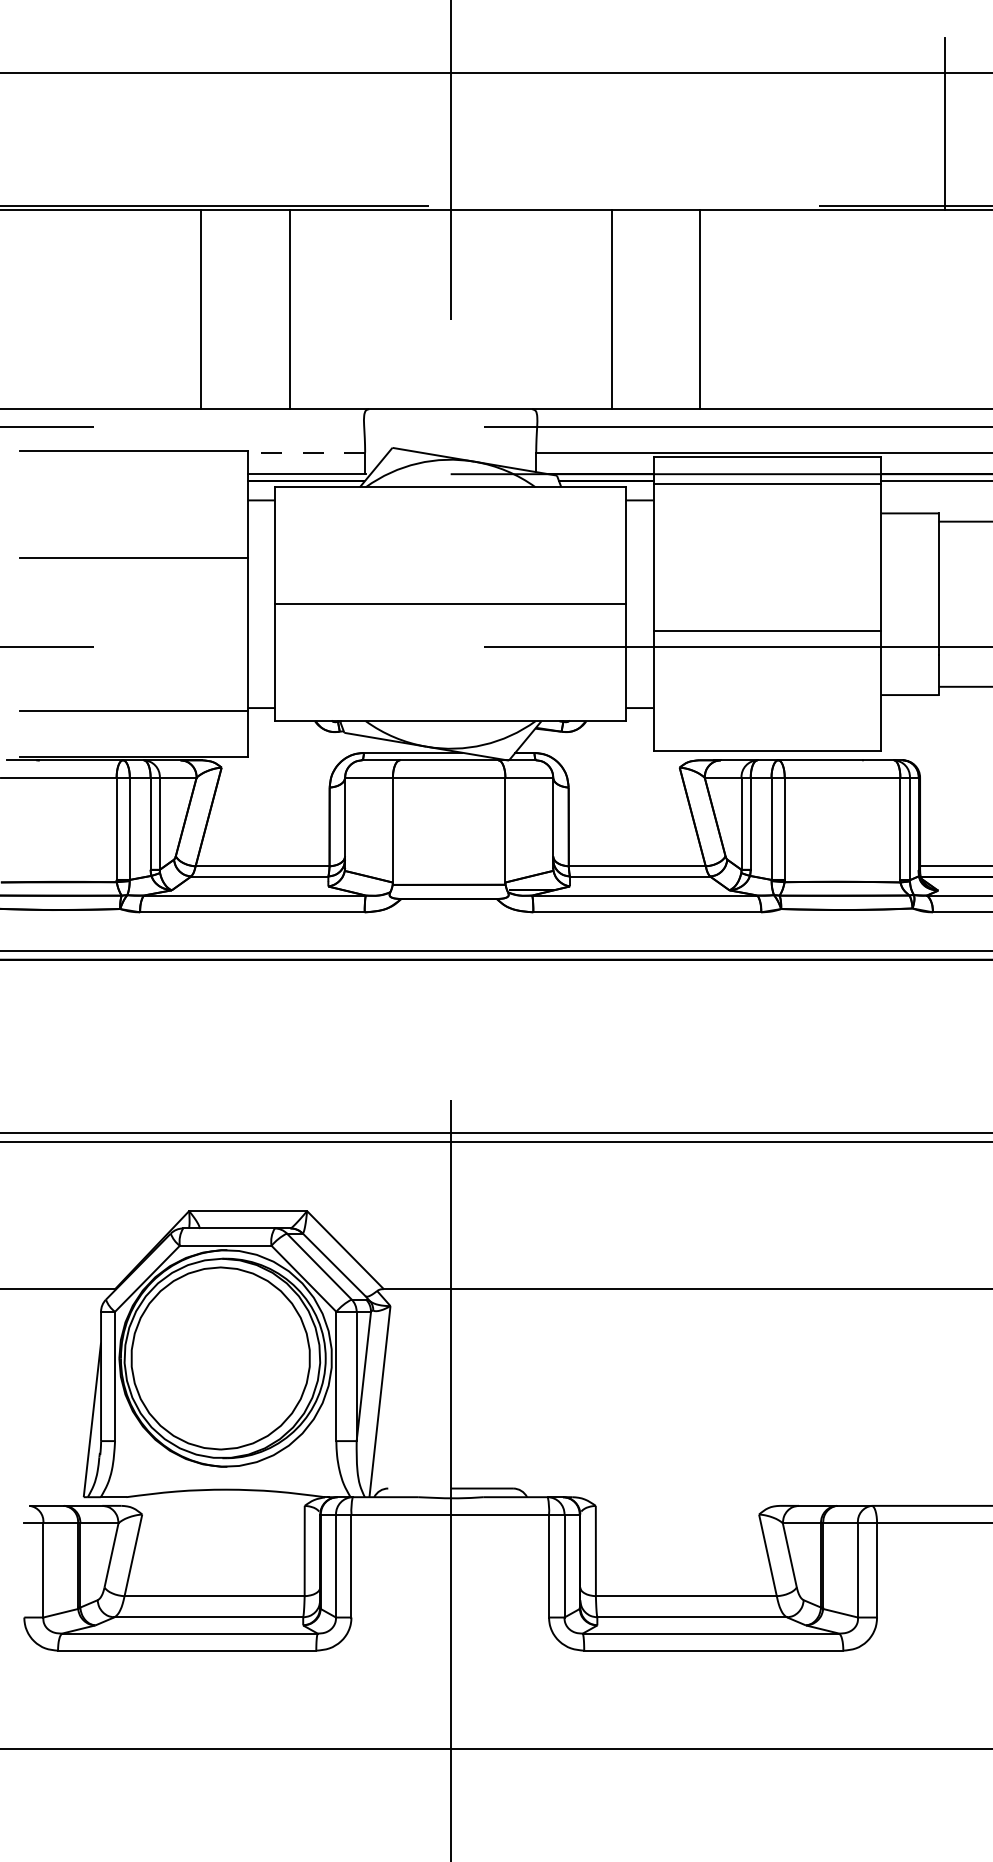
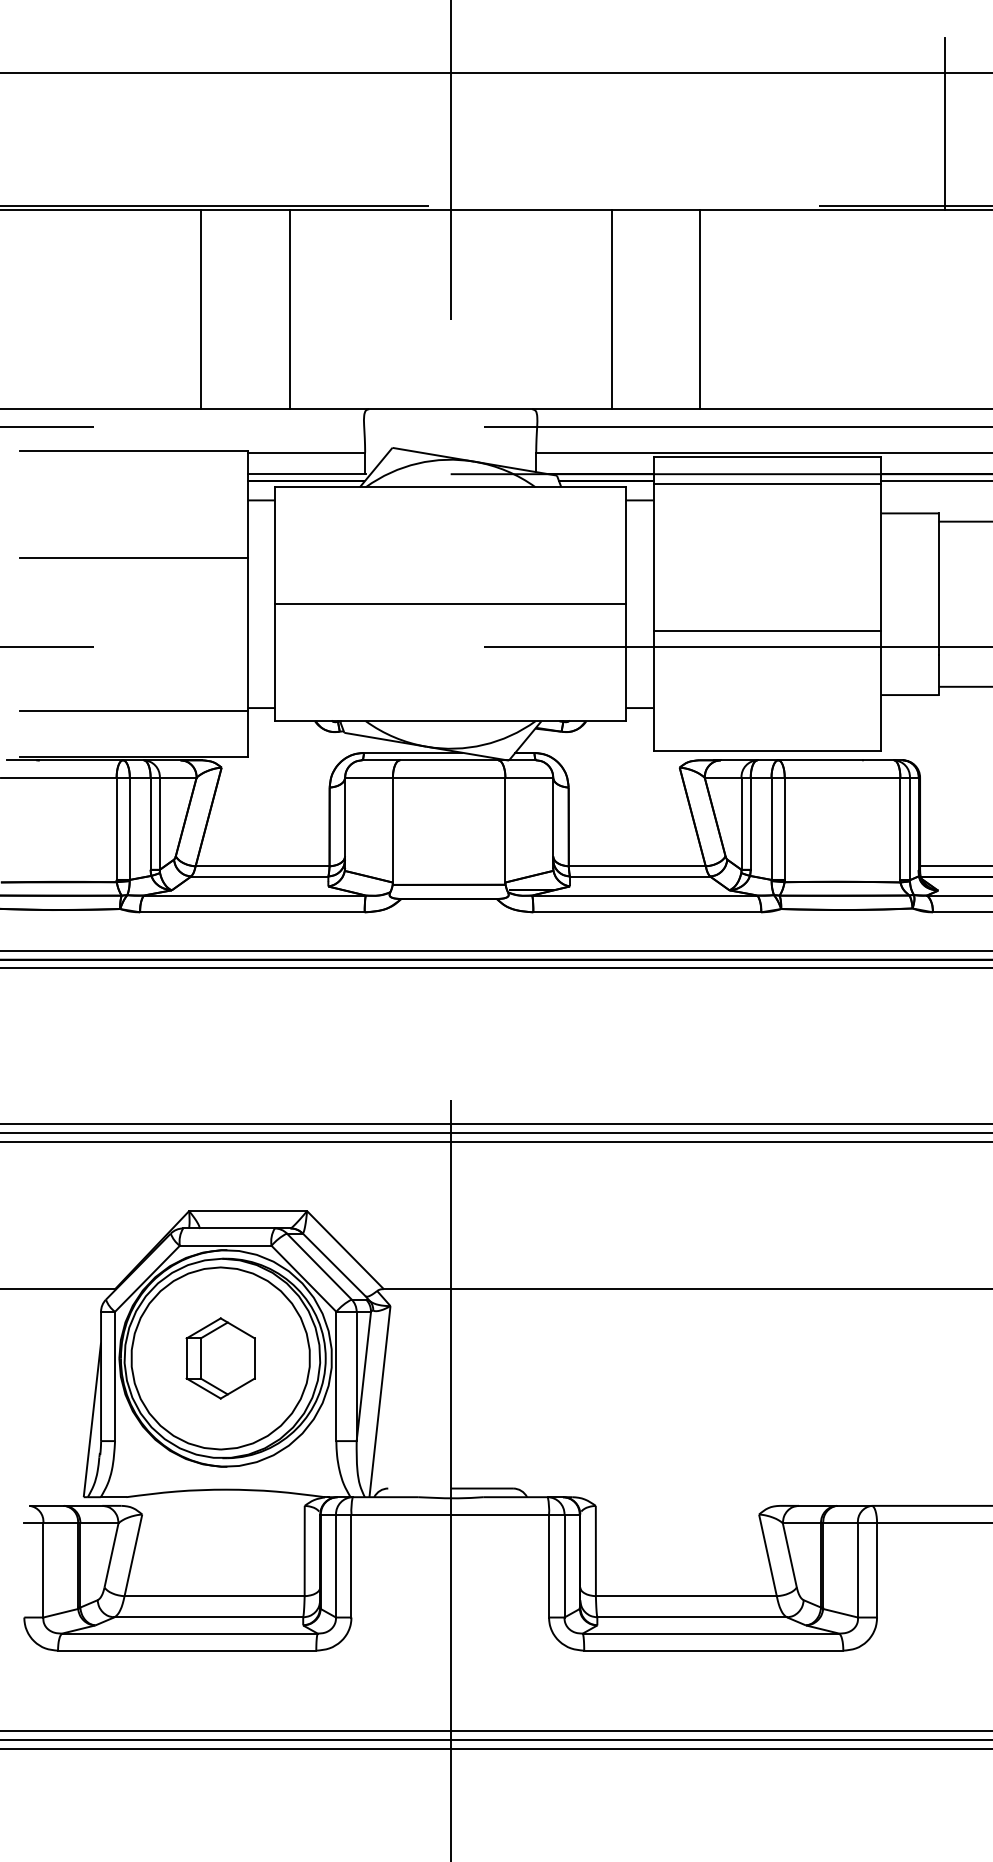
line: dashed -> solid (306, 452)
line: none -> present (495, 968)
line: none -> present (495, 1124)
part: none -> present (220, 1358)
line: none -> present (495, 1731)
line: none -> present (495, 1739)
